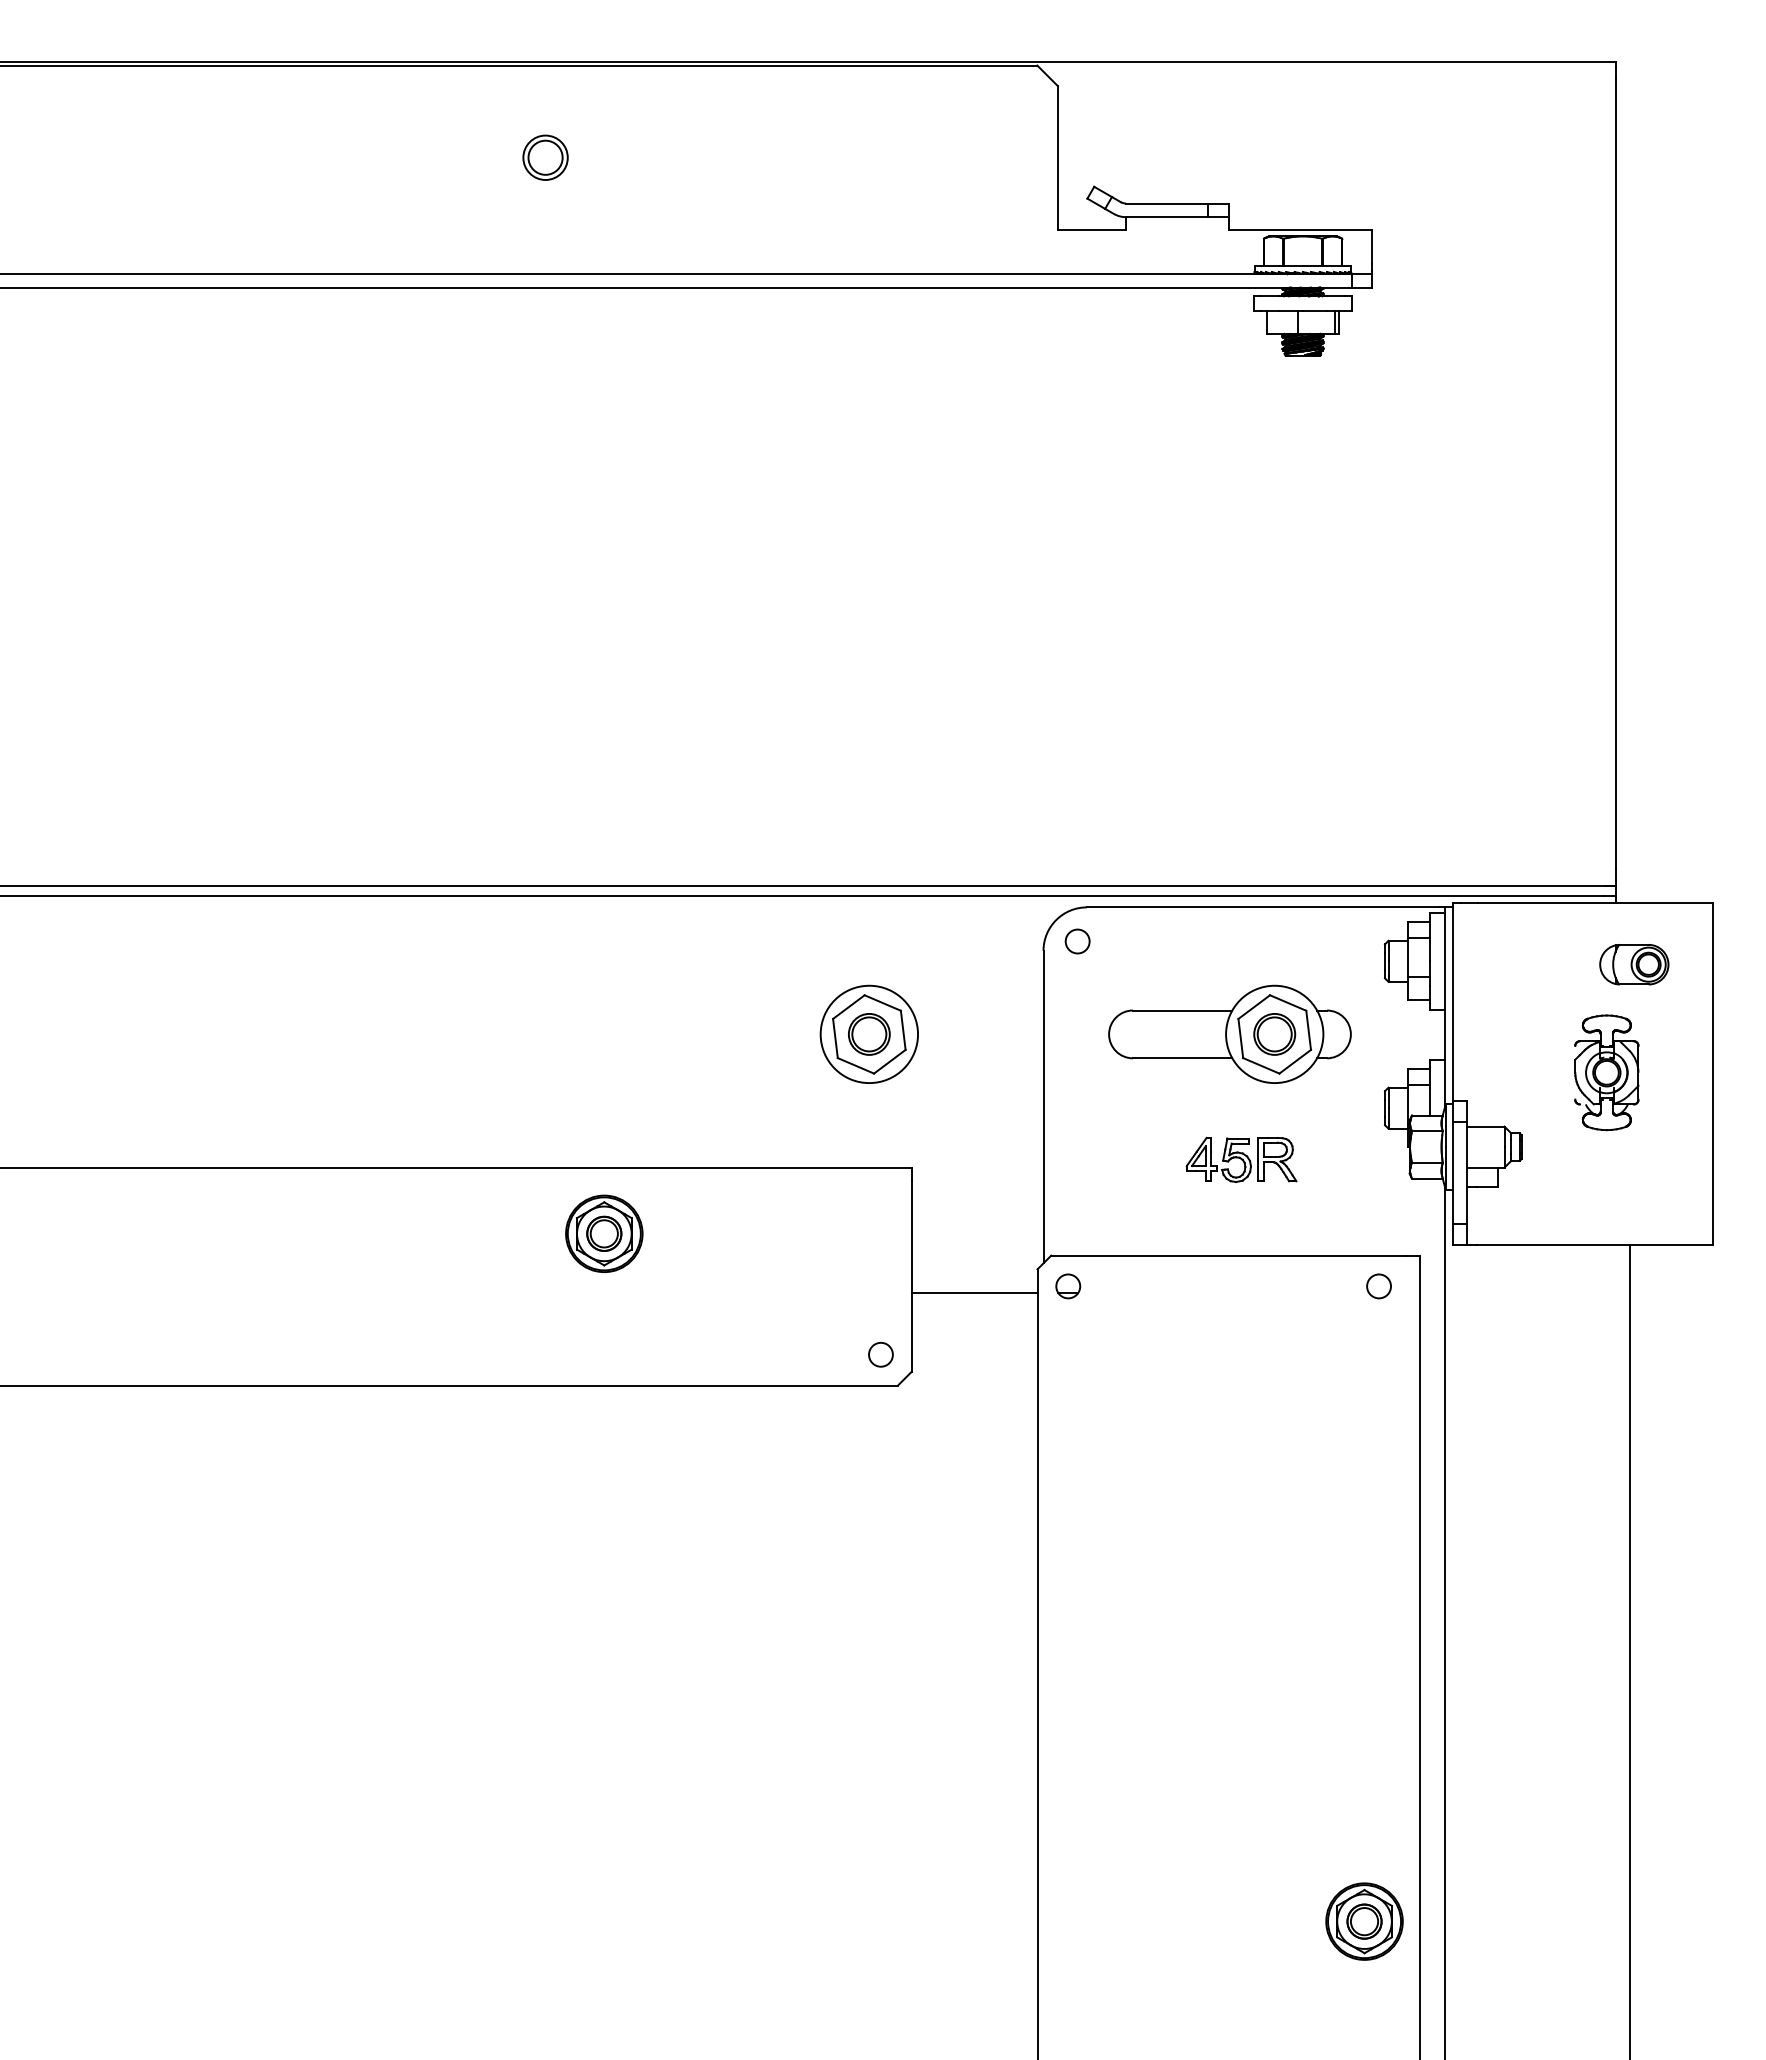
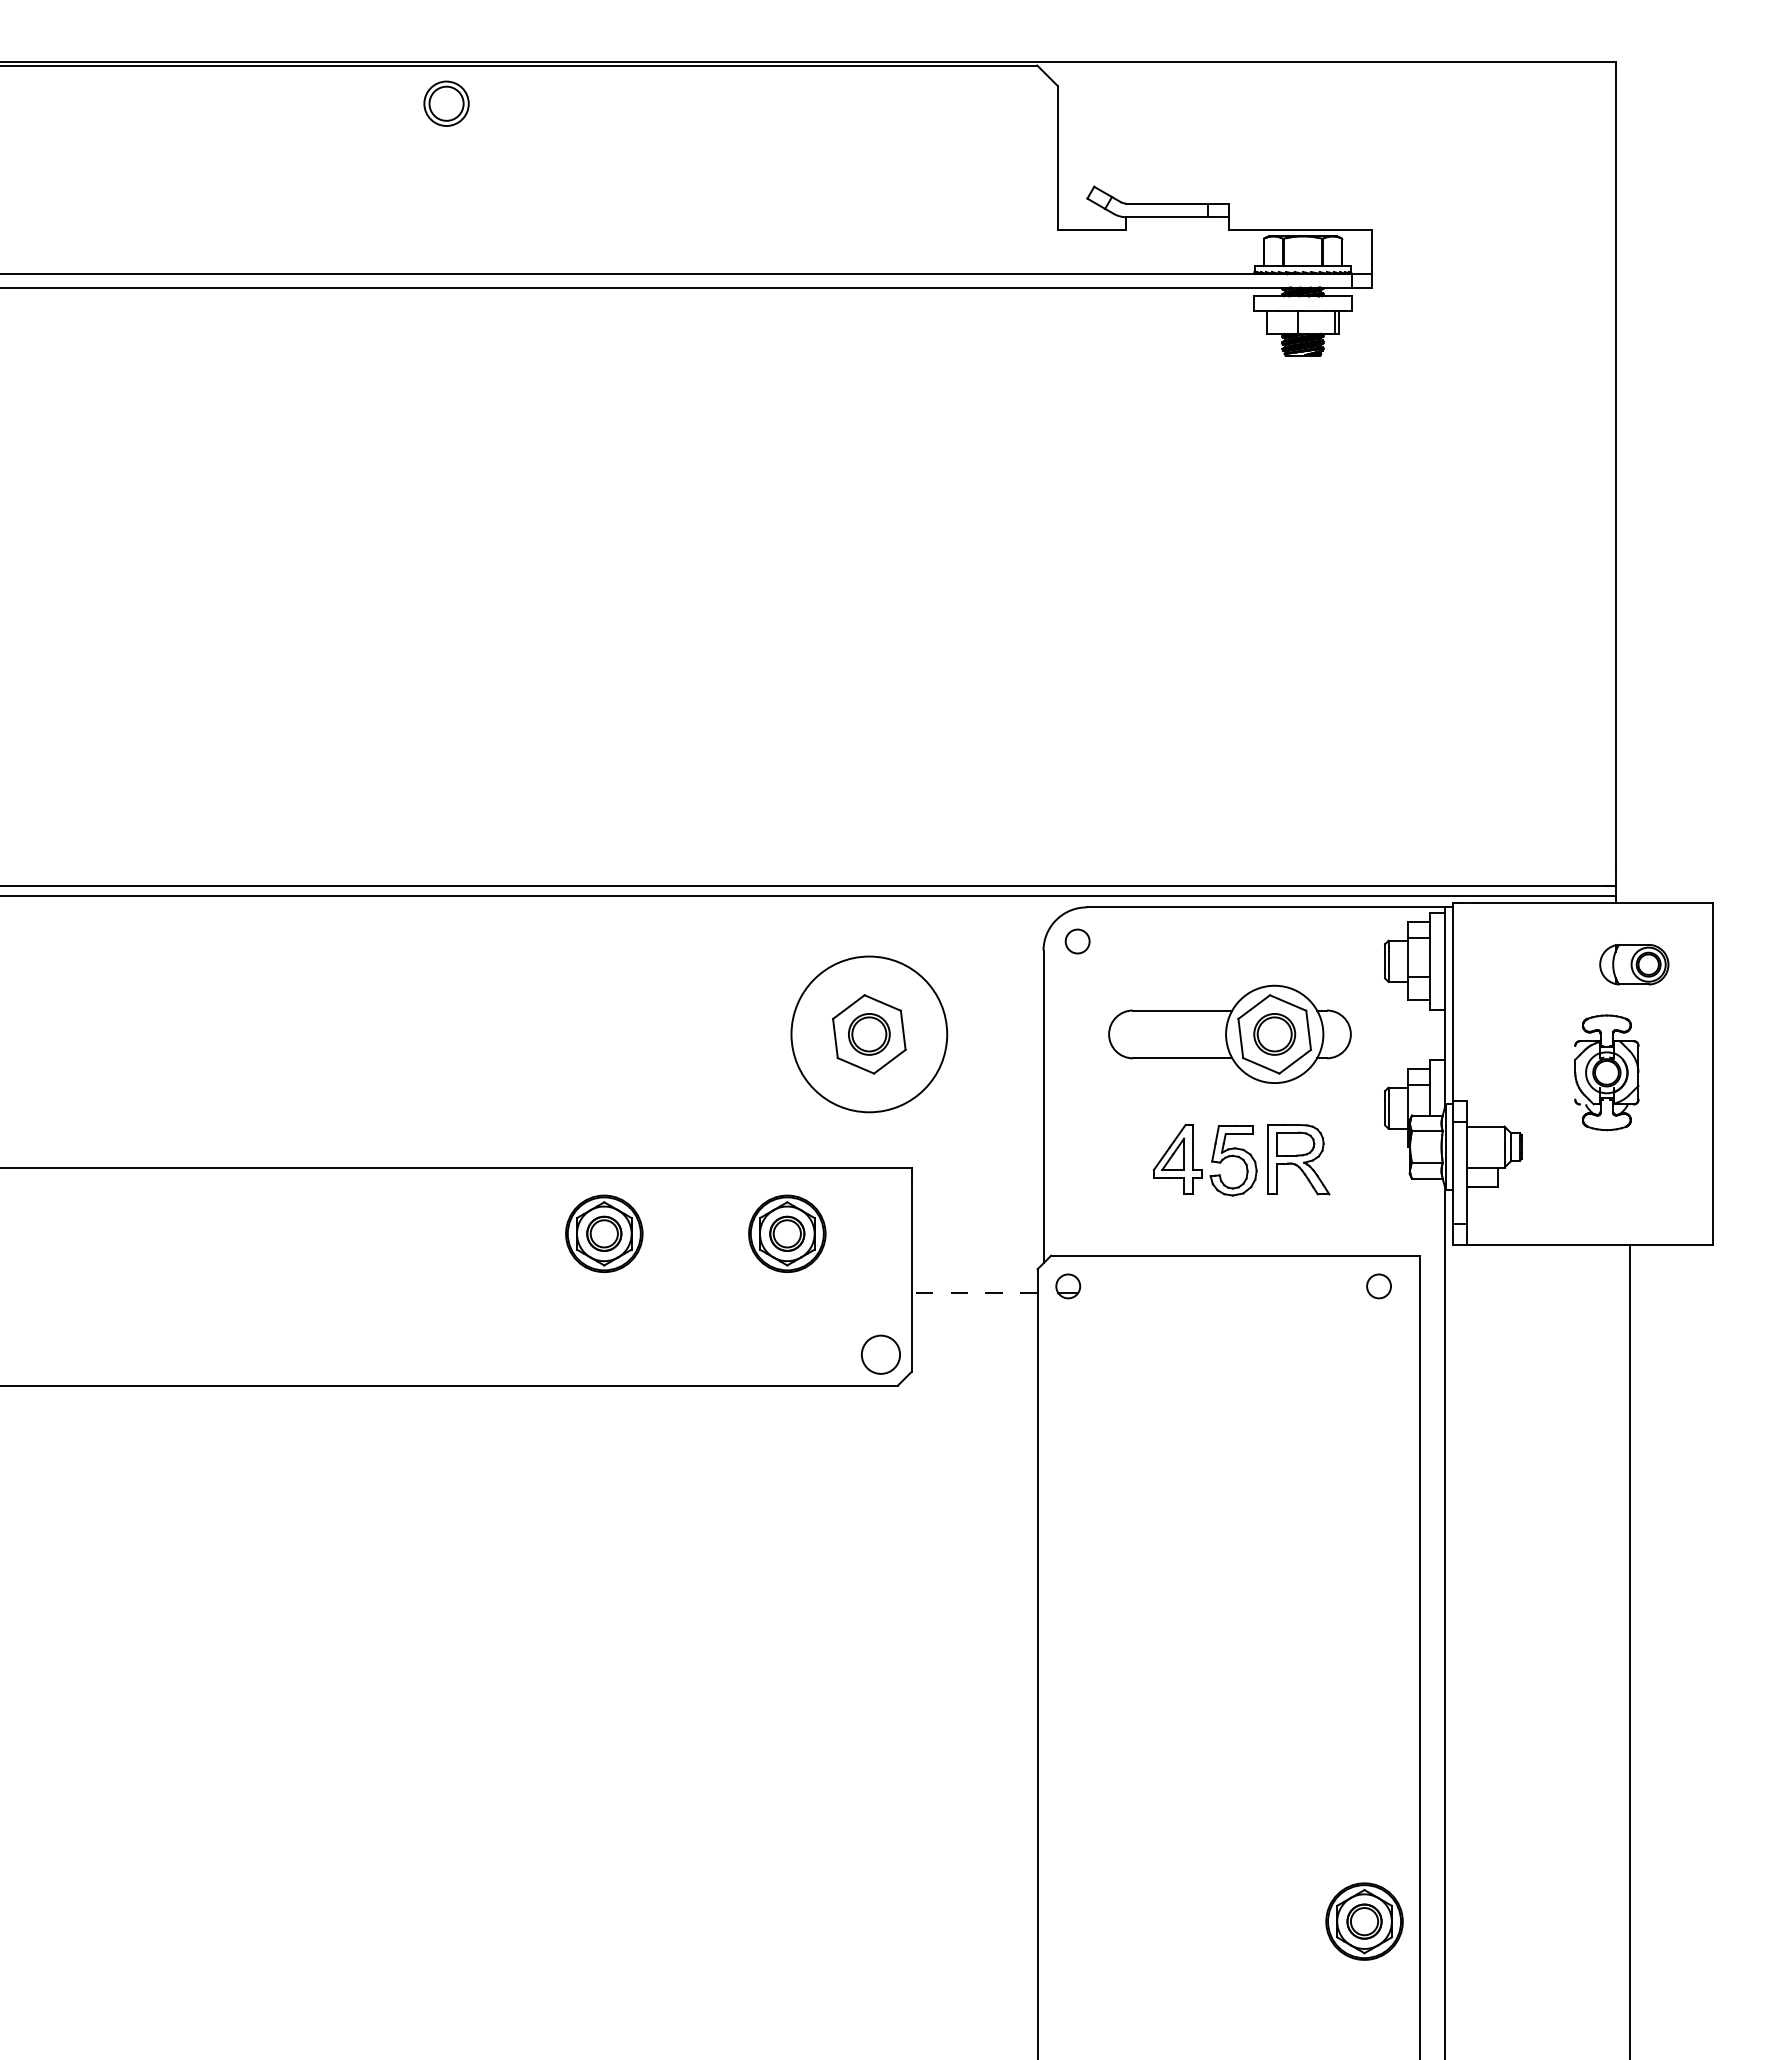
part position: (545, 157) -> (446, 103) (446, 103)
circle diameter: 97 px -> 156 px (869, 1034)
part size: 113x47 px -> 178x74 px (1241, 1159)
part: none -> present (787, 1233)
line: solid -> dashed (974, 1293)
circle diameter: 24 px -> 38 px (880, 1354)
